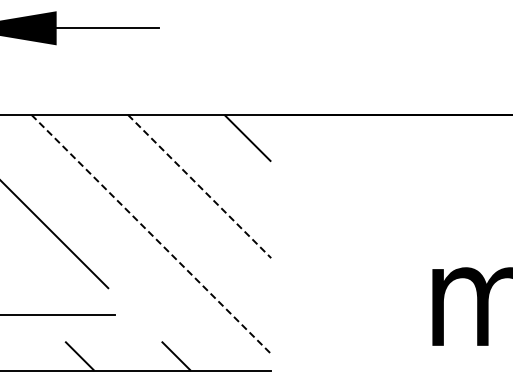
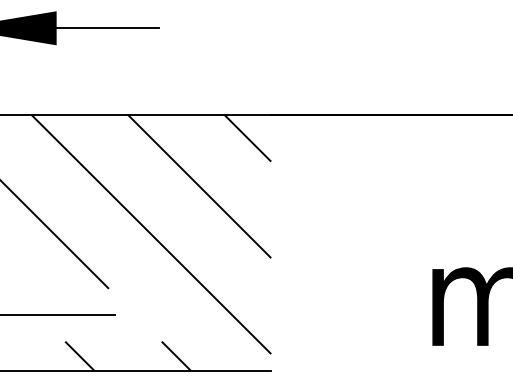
line: dashed -> solid (199, 186)
line: dashed -> solid (151, 234)
